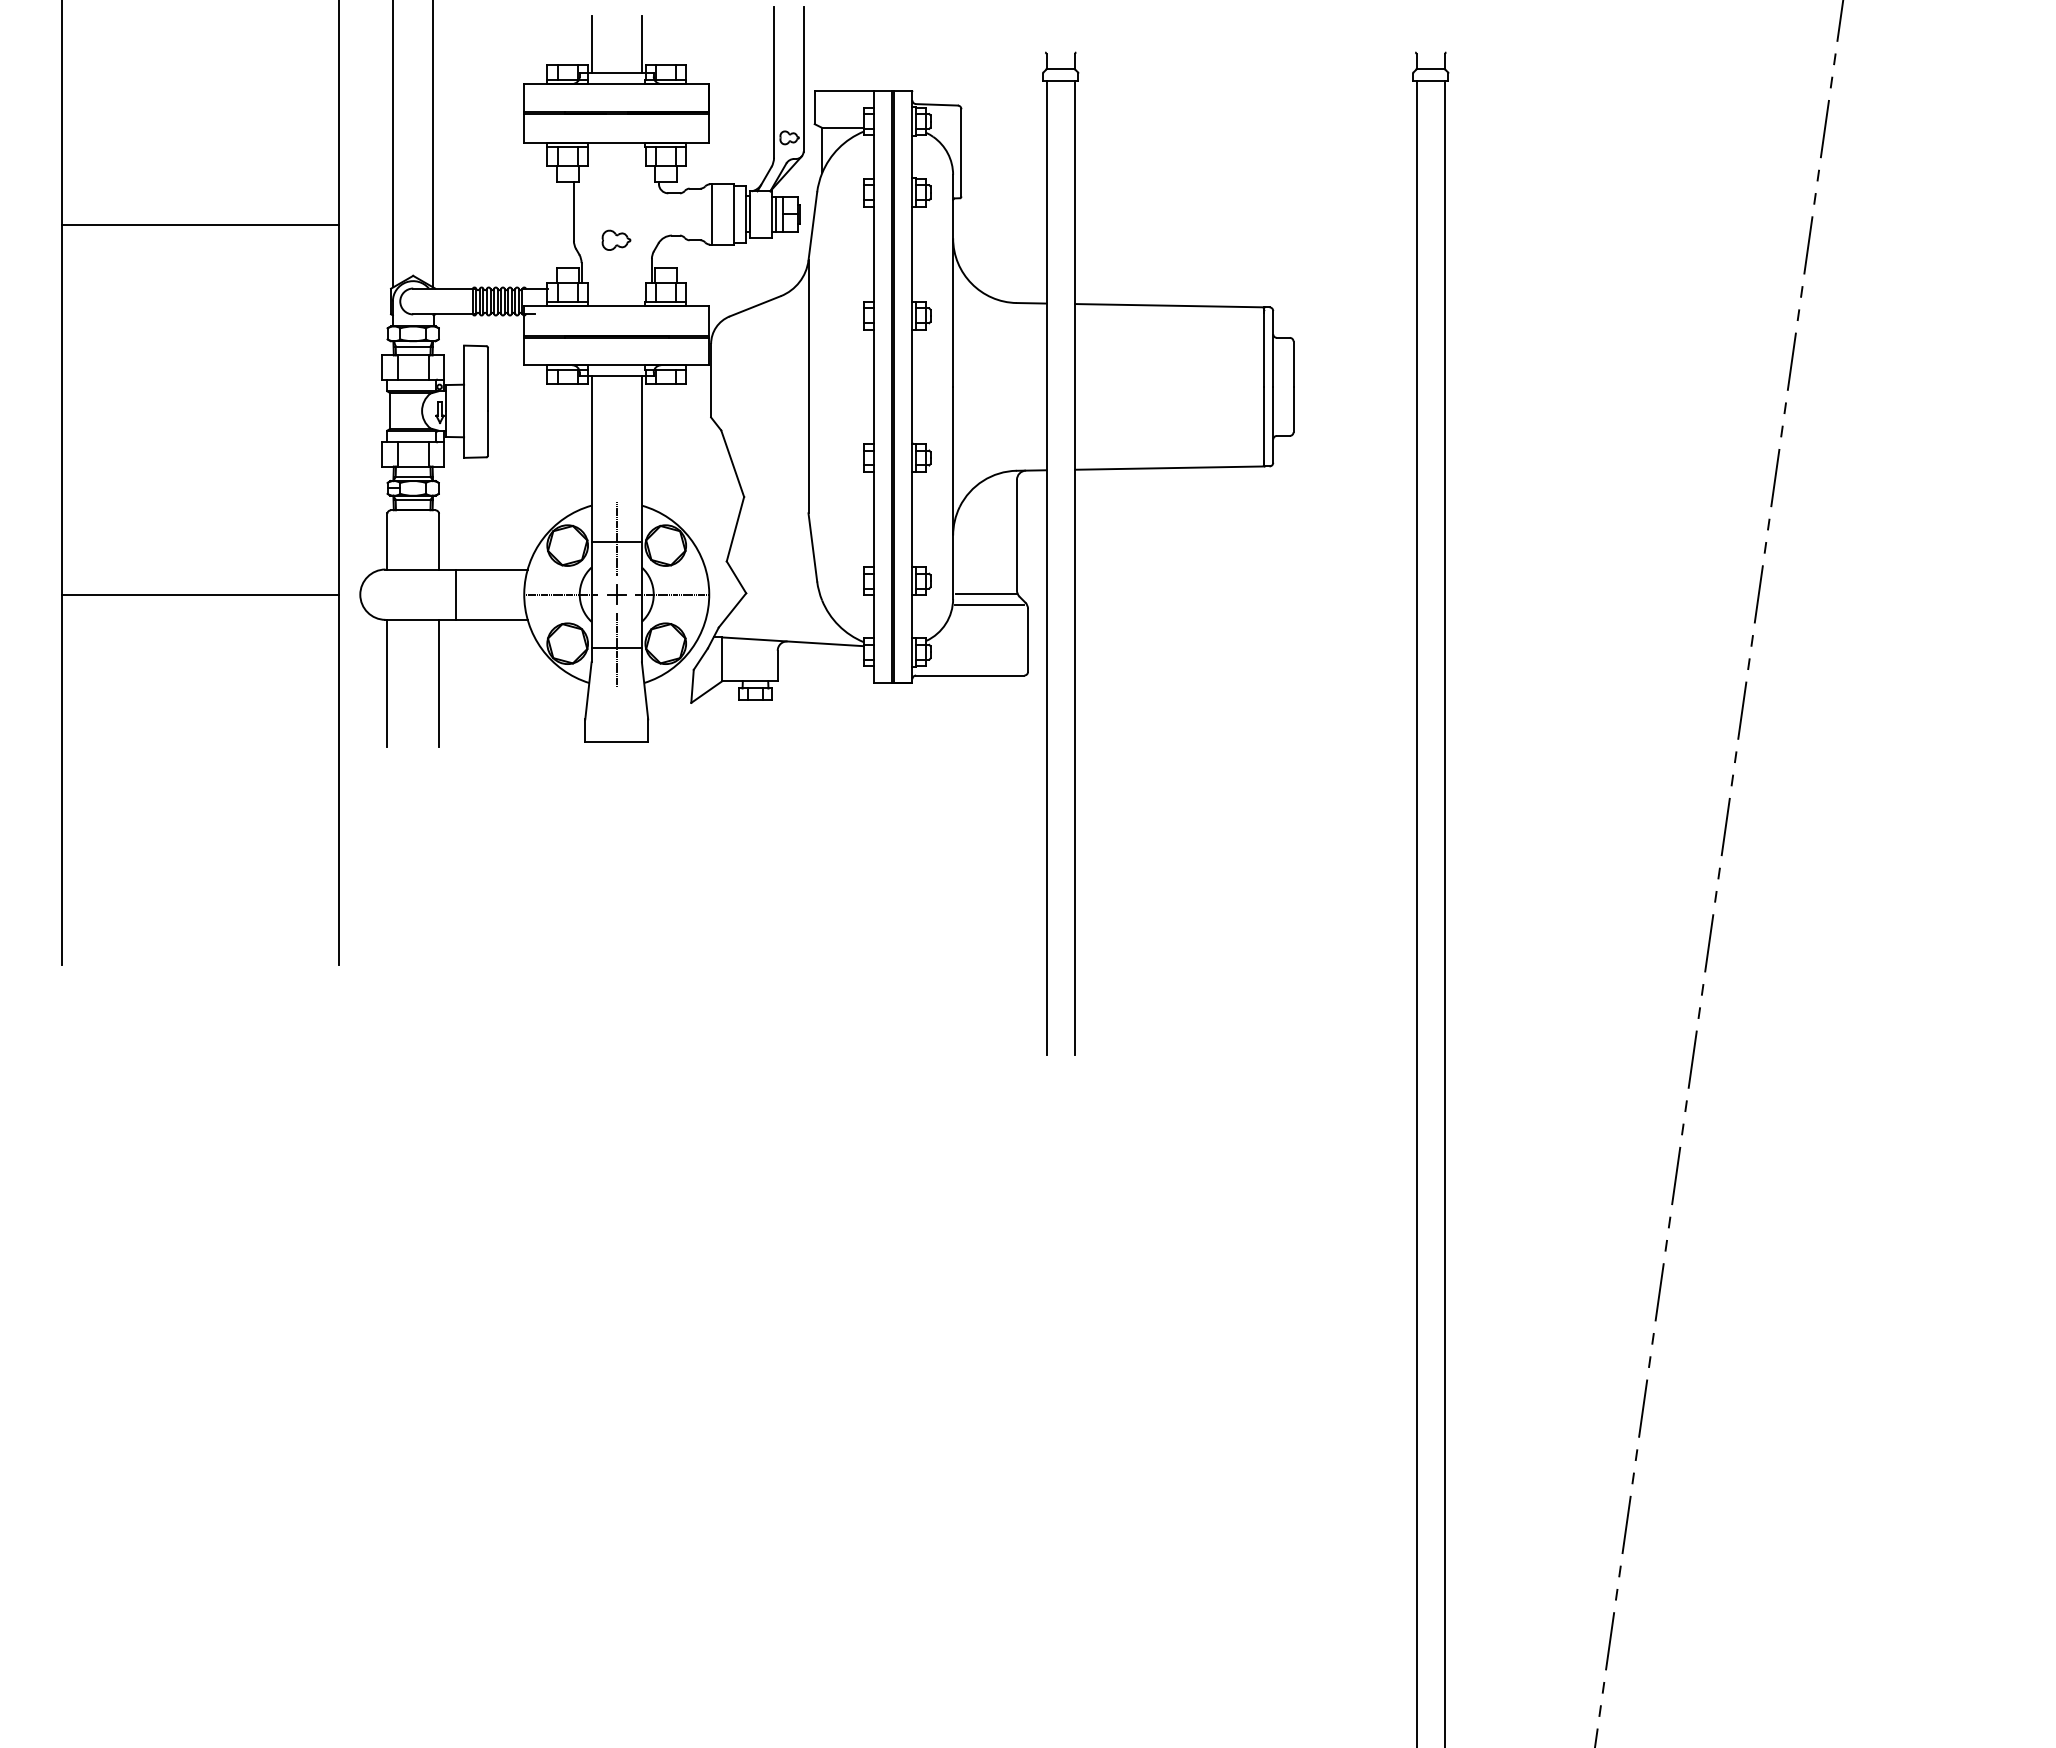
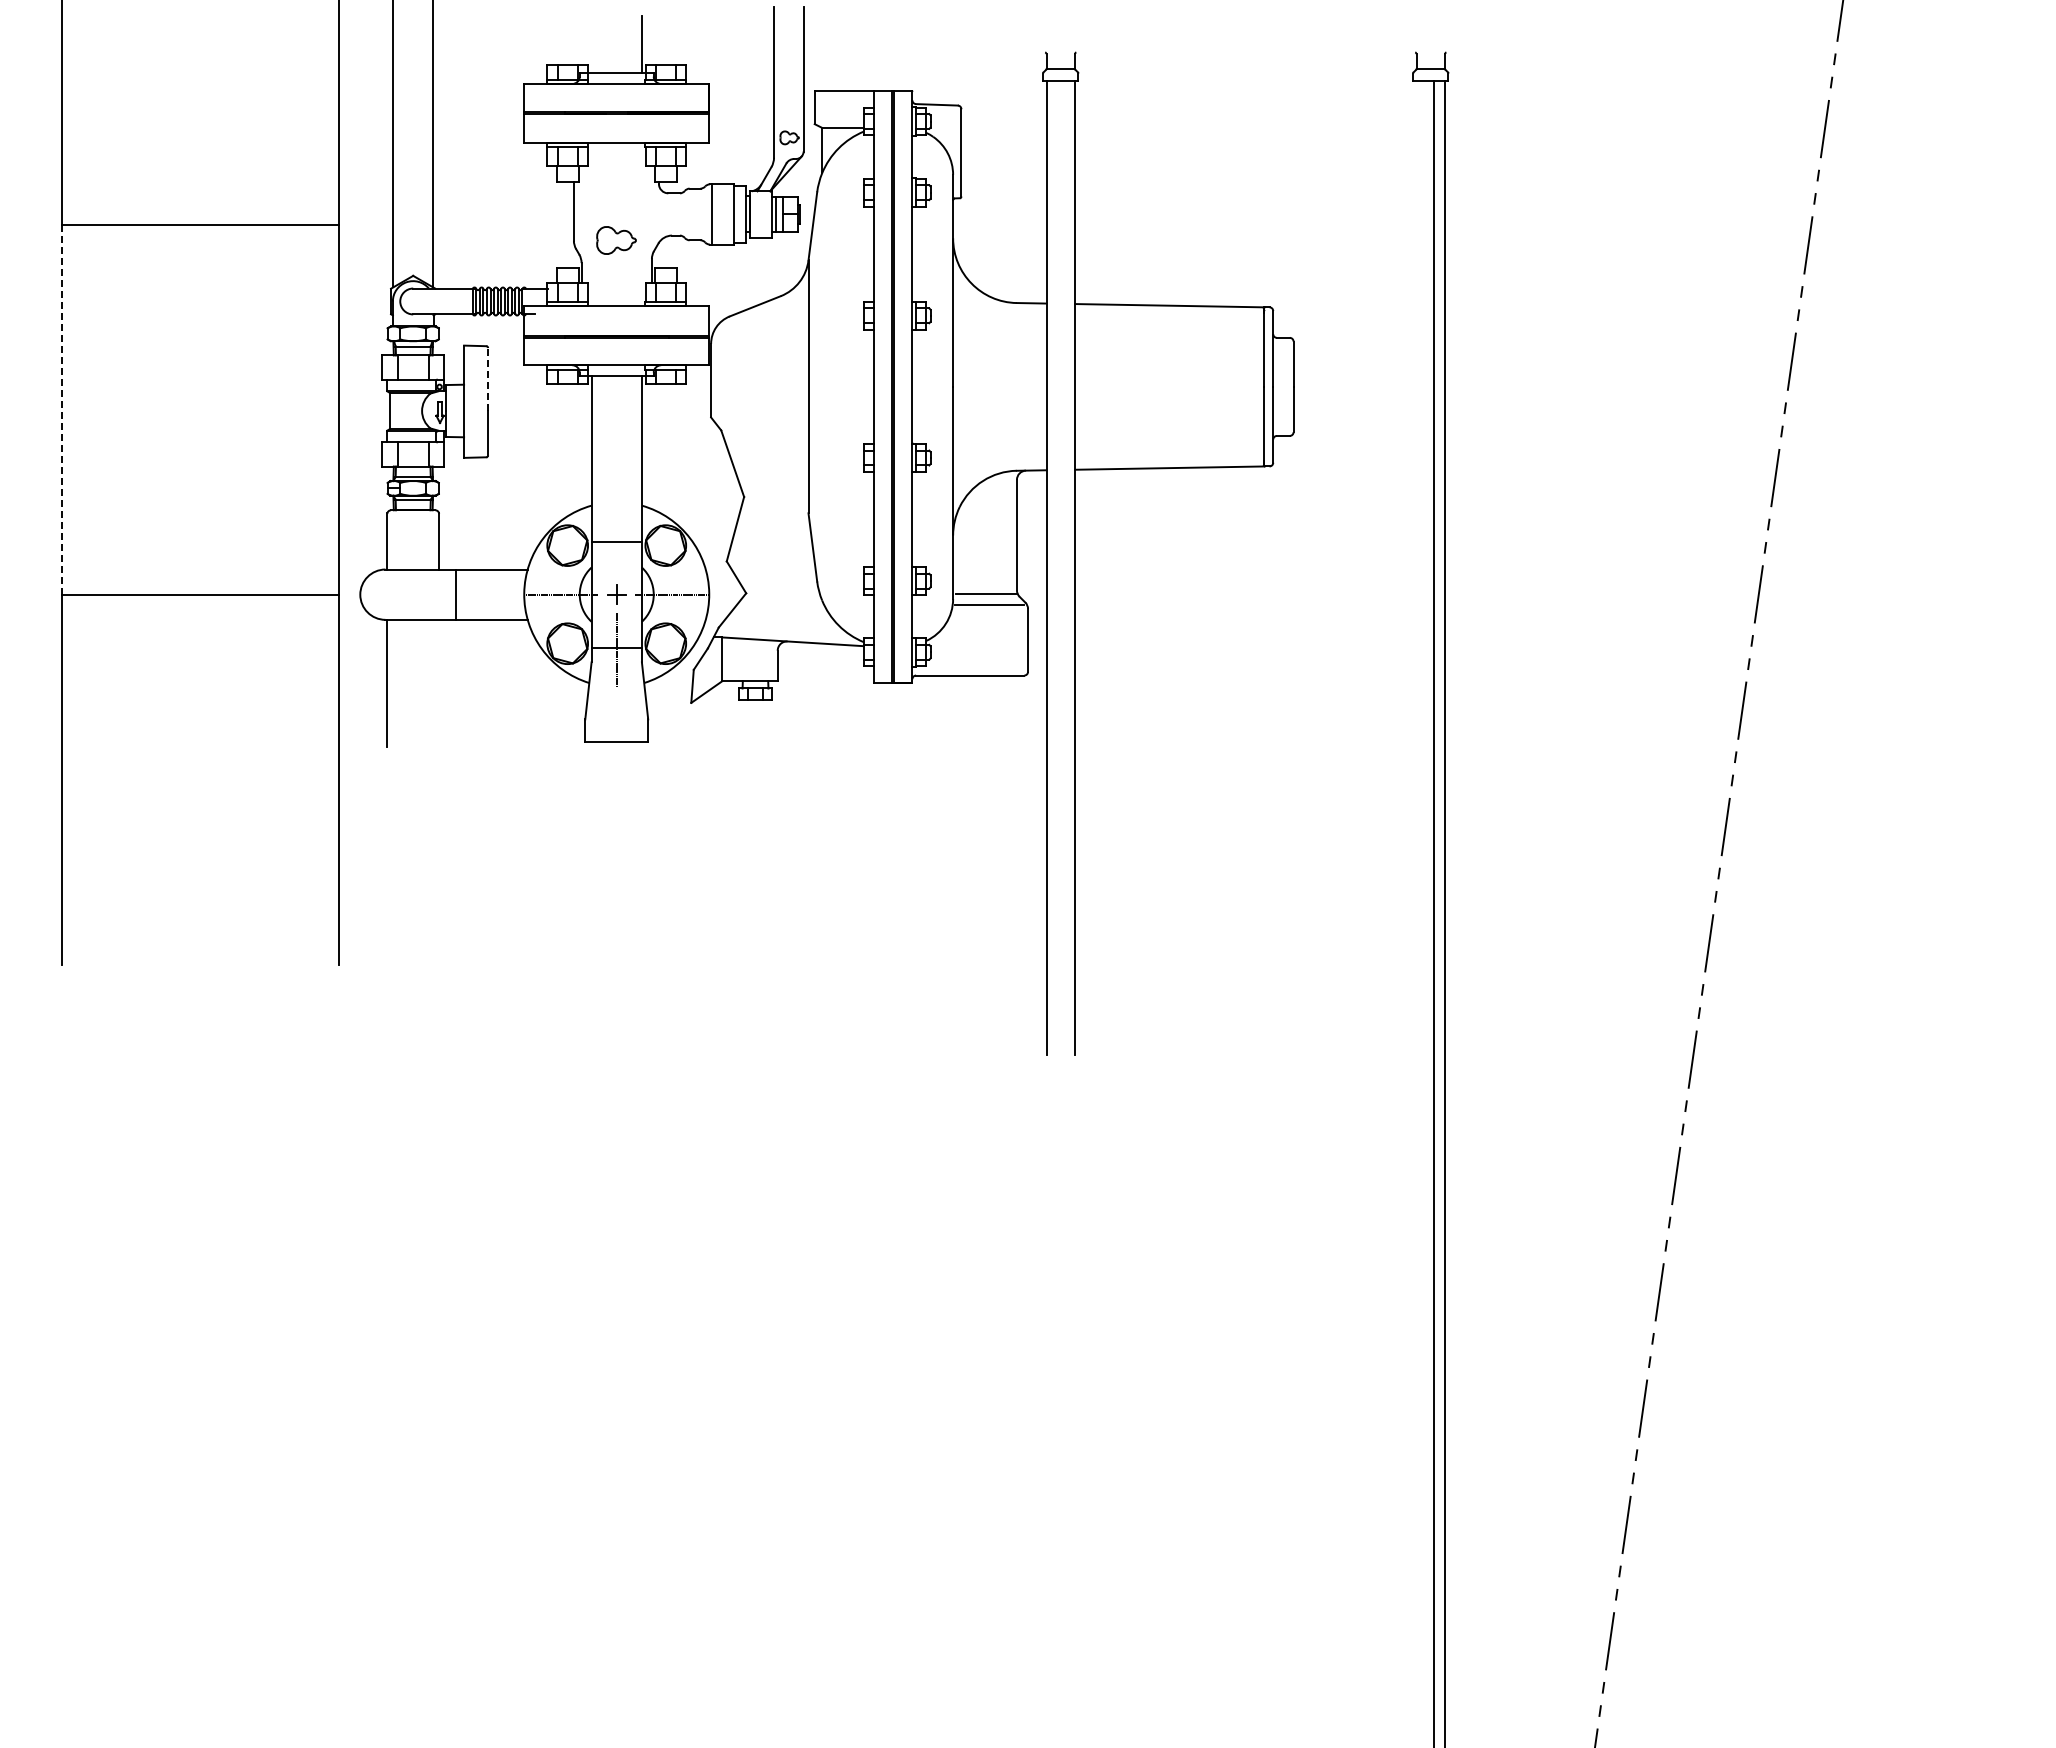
line: present -> none (591, 43)
part size: 31x22 px -> 41x29 px (616, 240)
line: solid -> dashed (488, 379)
line: solid -> dashed (61, 410)
line: present -> none (616, 538)
line: present -> none (439, 683)
line position: (1416, 912) -> (1433, 912) (1433, 912)
